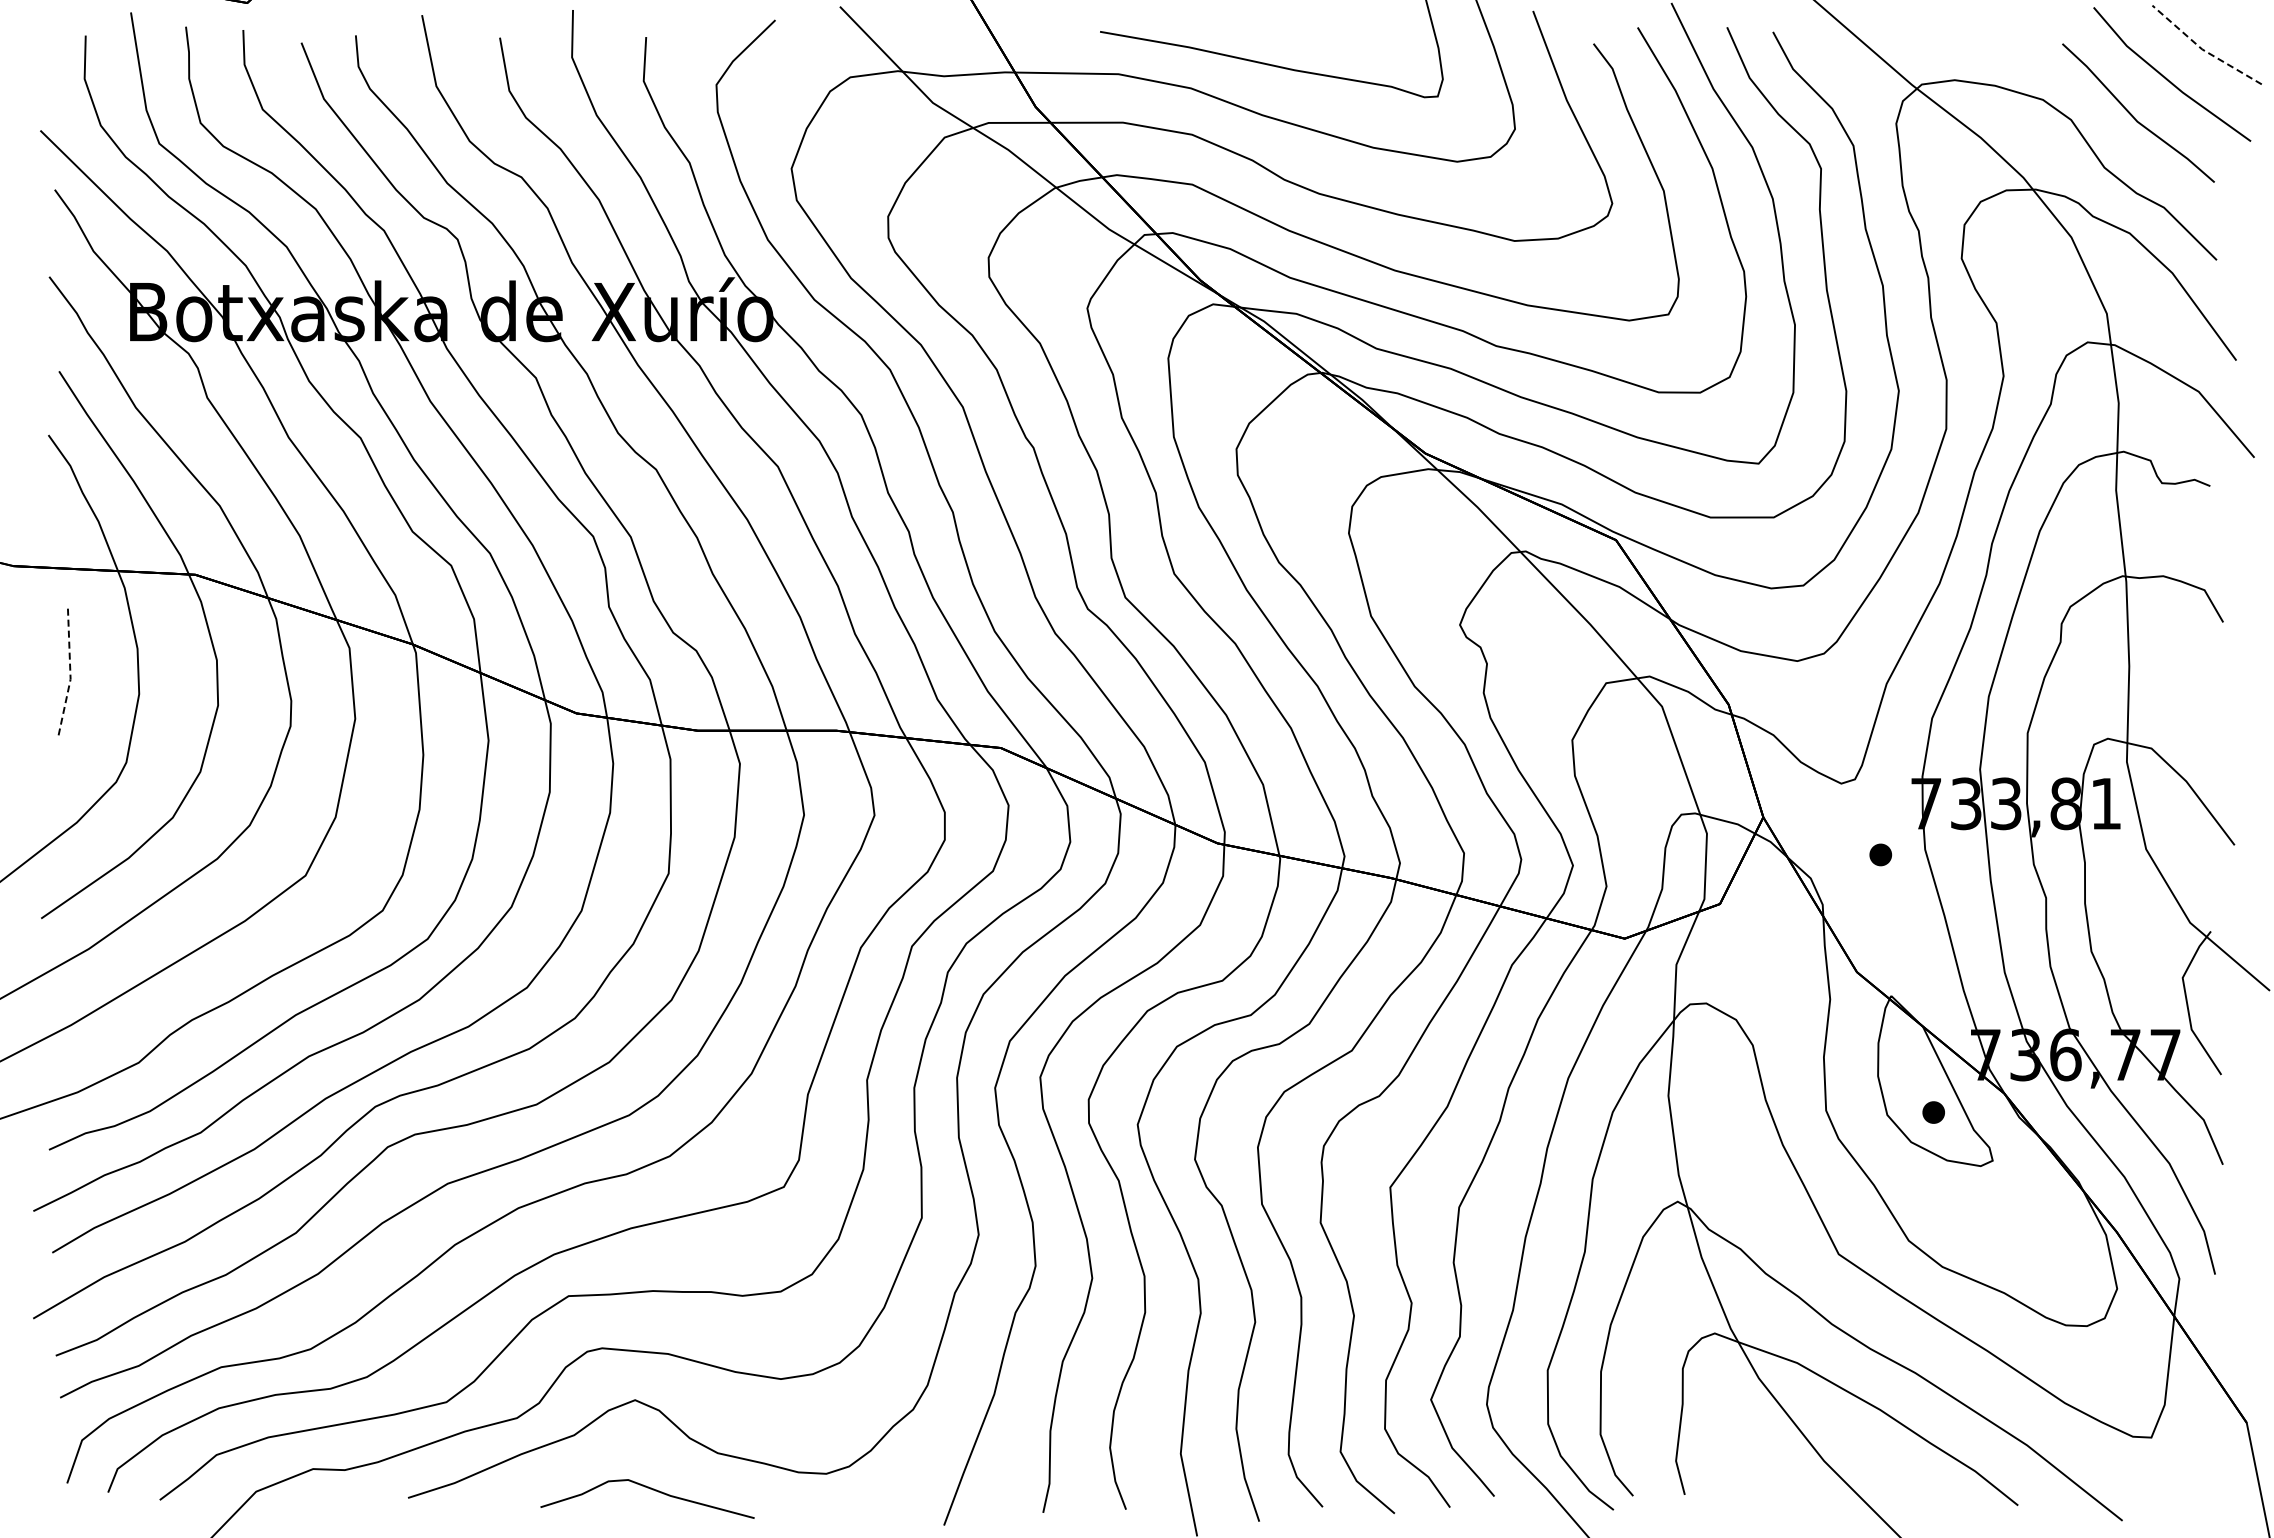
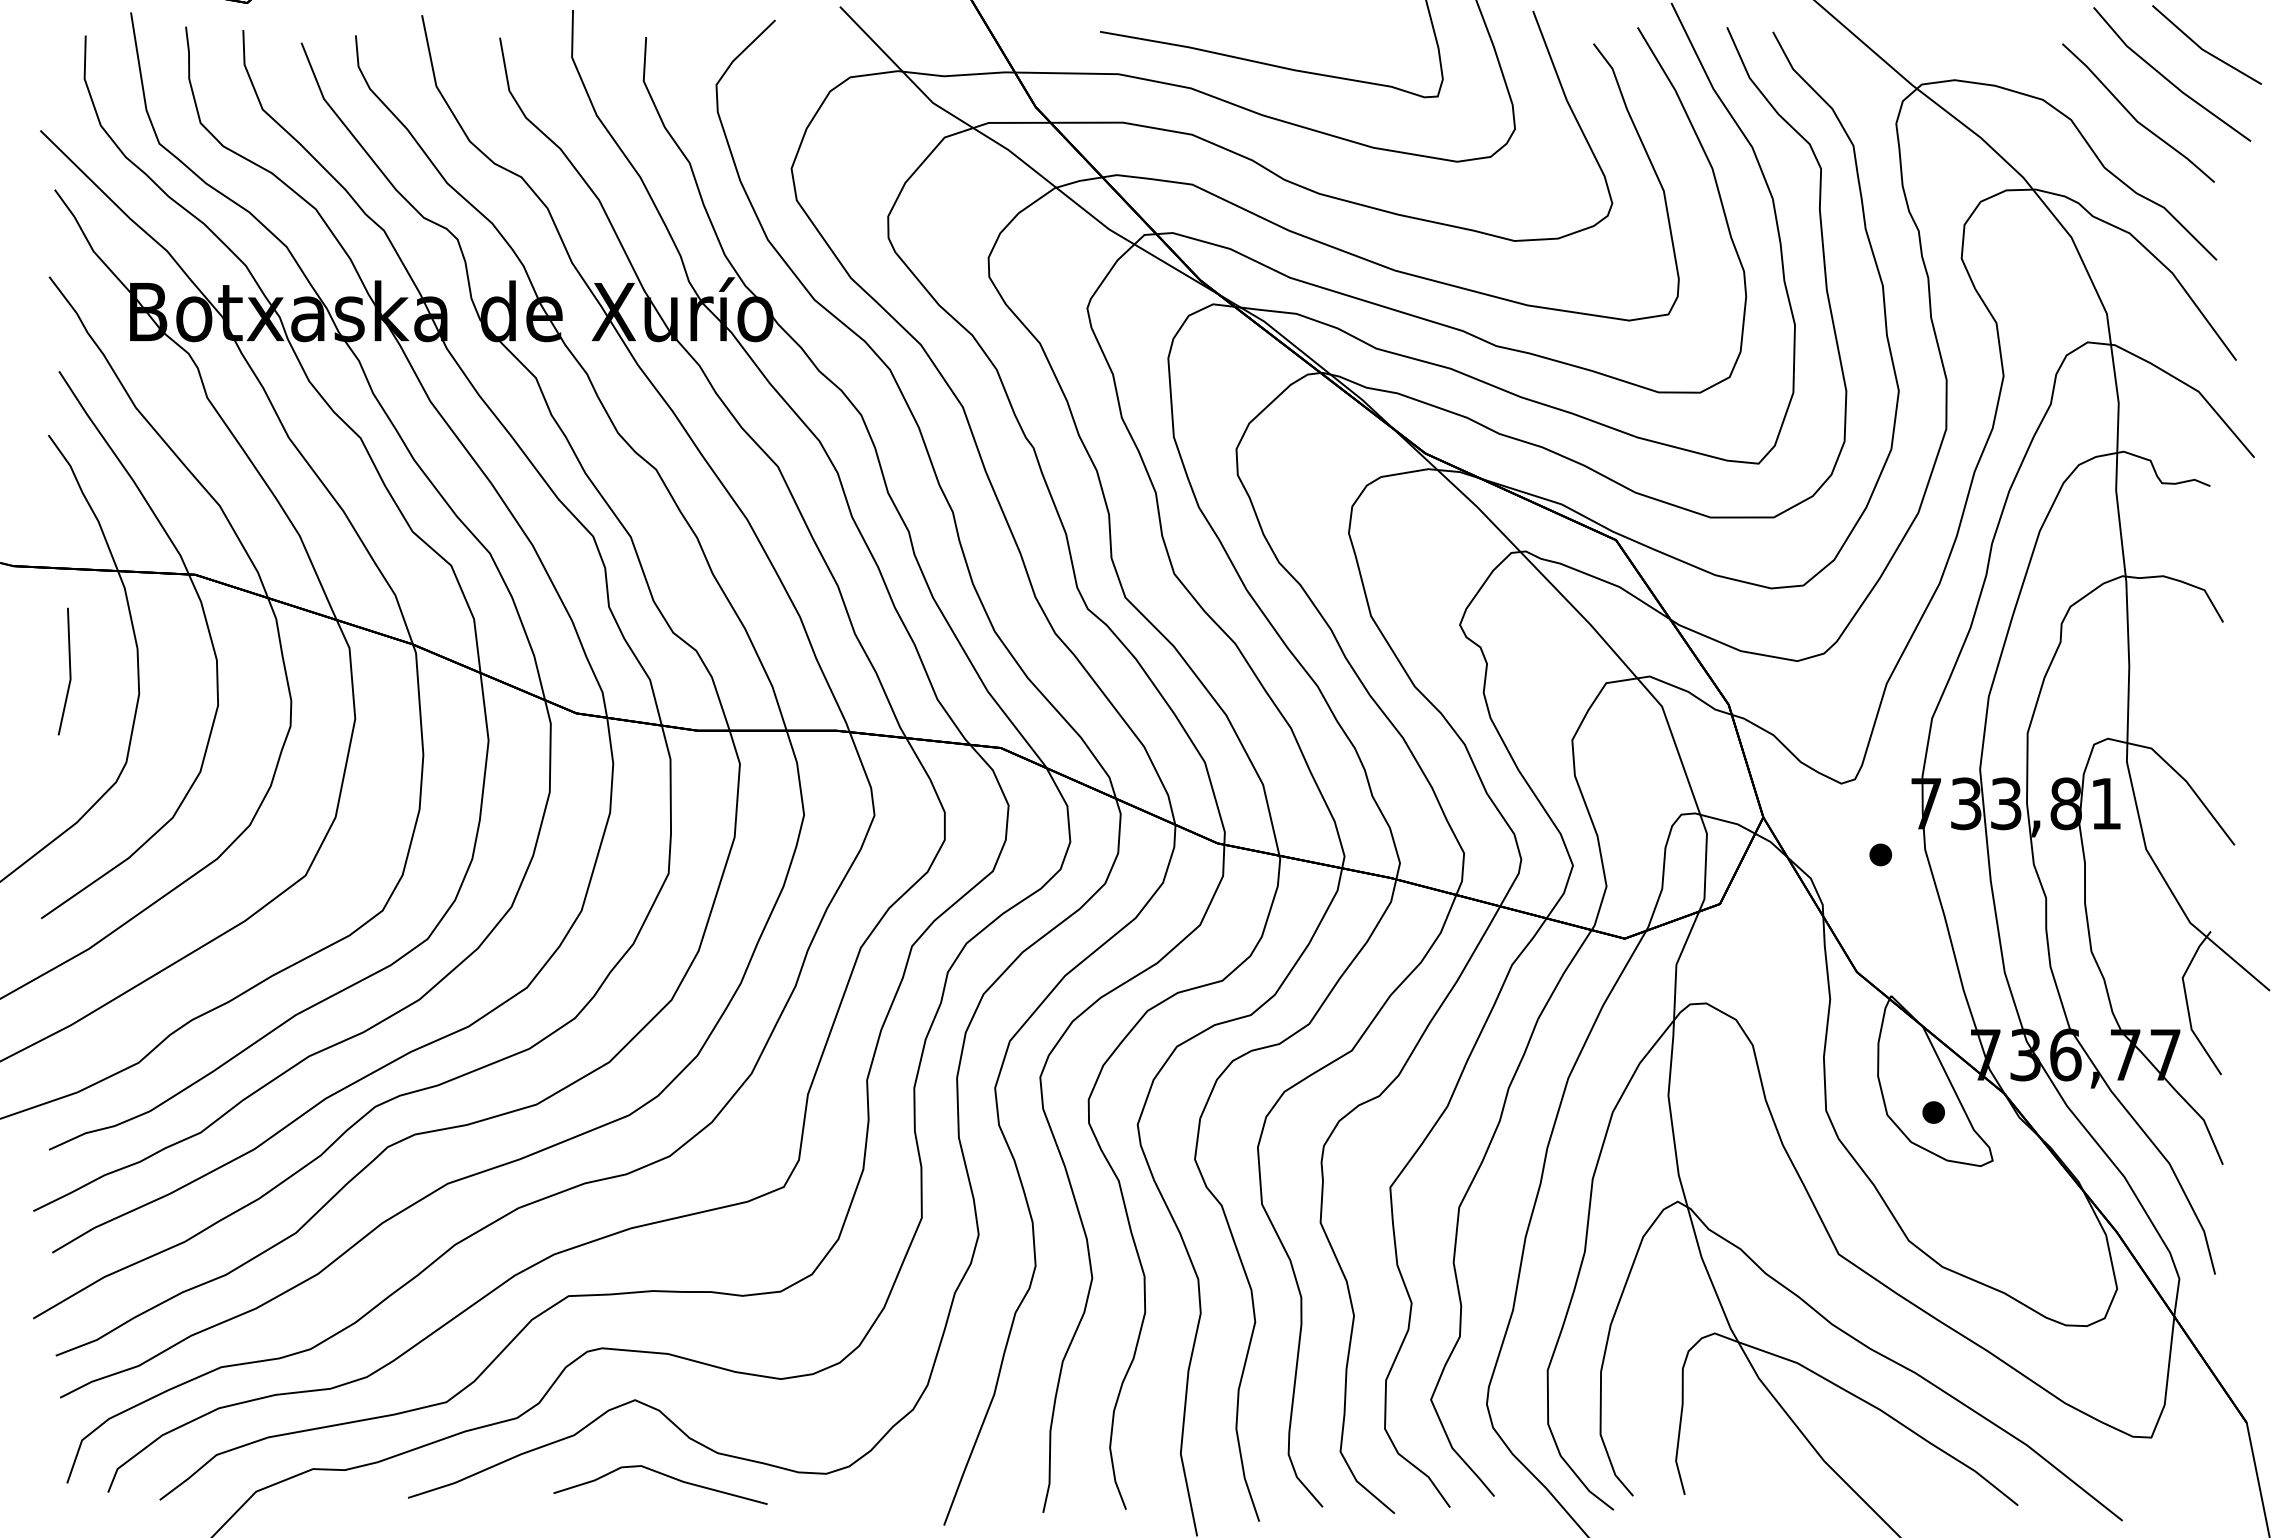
line: dashed -> solid (2203, 49)
line: dashed -> solid (70, 672)
curve position: (652, 1490) -> (665, 1476) (665, 1476)
